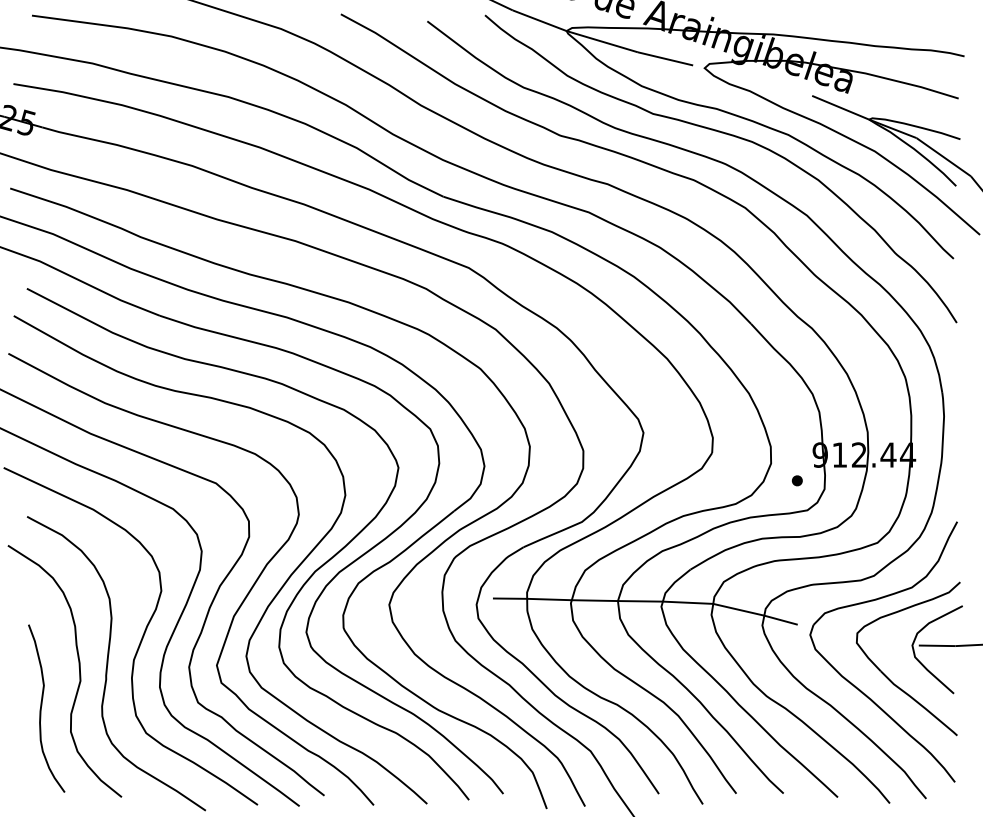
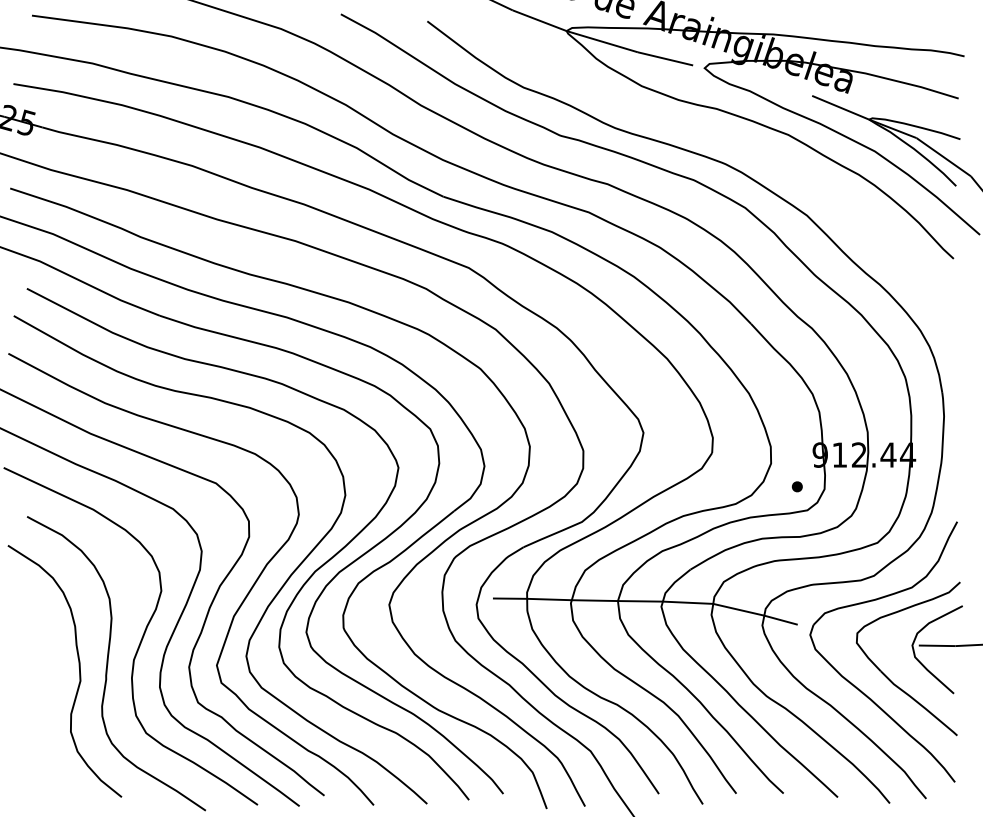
curve: present -> none (728, 135)
part position: (796, 480) -> (796, 486) (796, 486)
curve: present -> none (42, 706)
